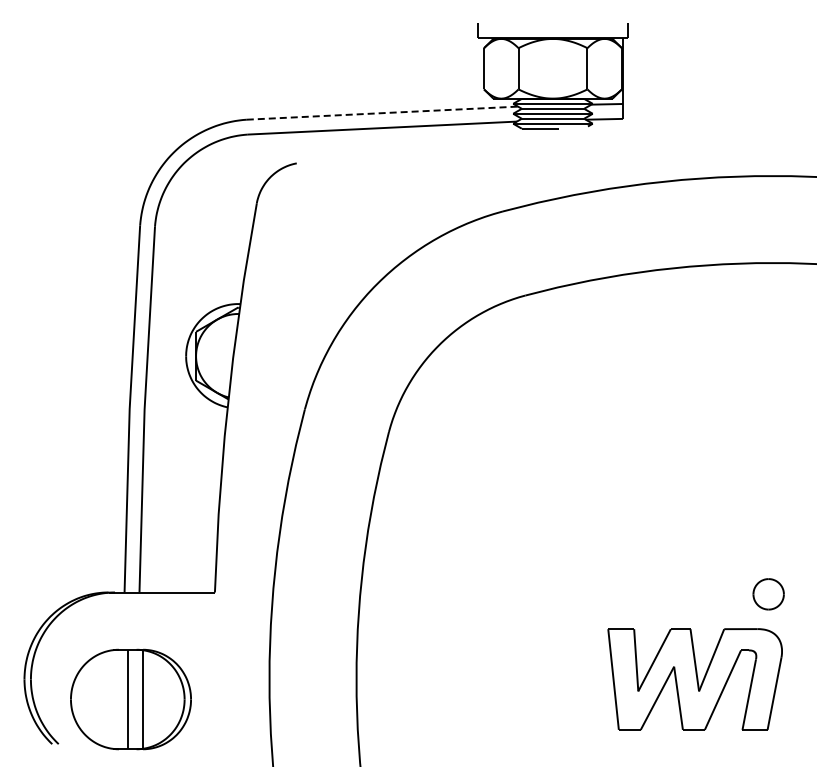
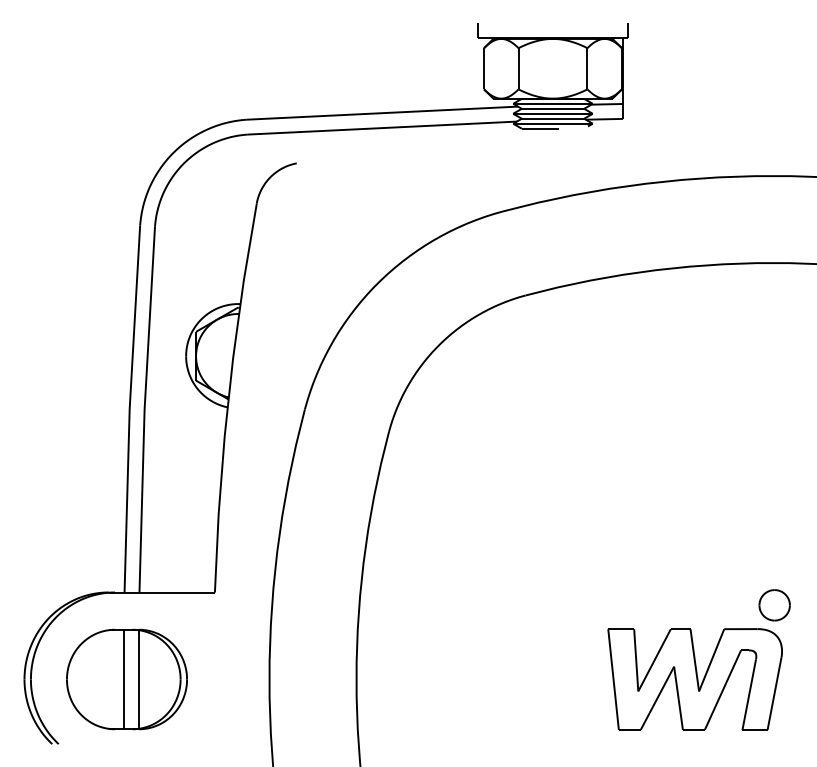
line: dashed -> solid (382, 113)
part position: (768, 594) -> (774, 605) (774, 605)
part position: (130, 699) -> (126, 679) (126, 679)
